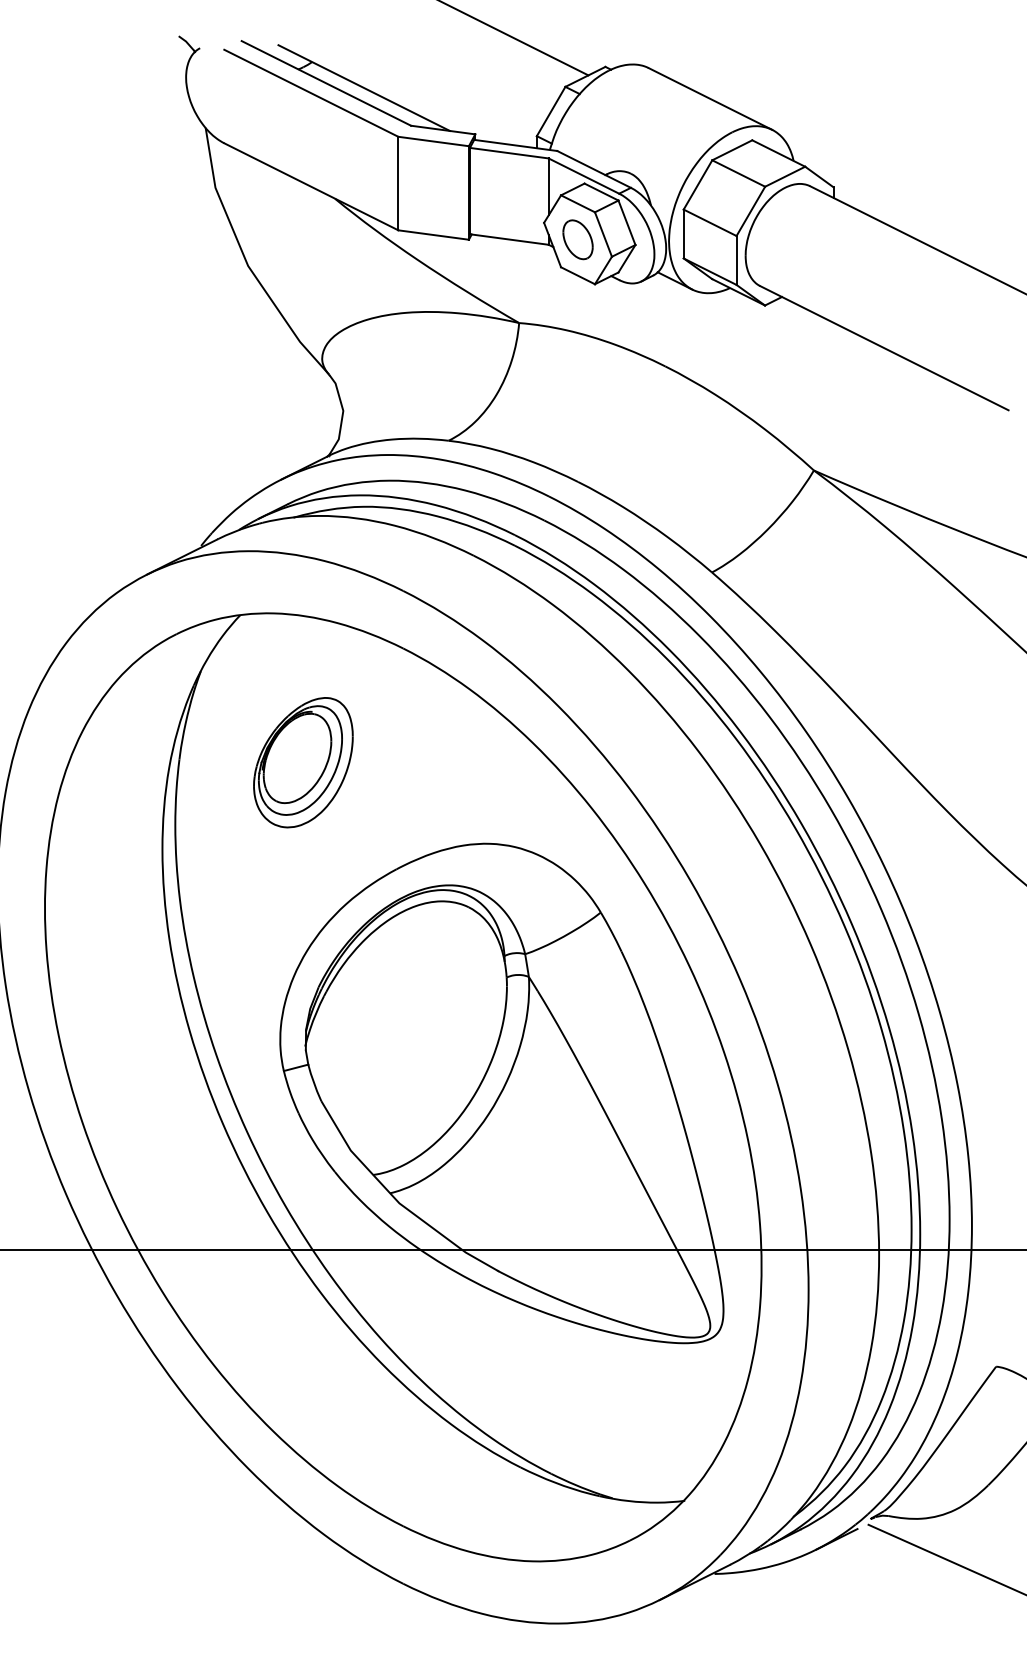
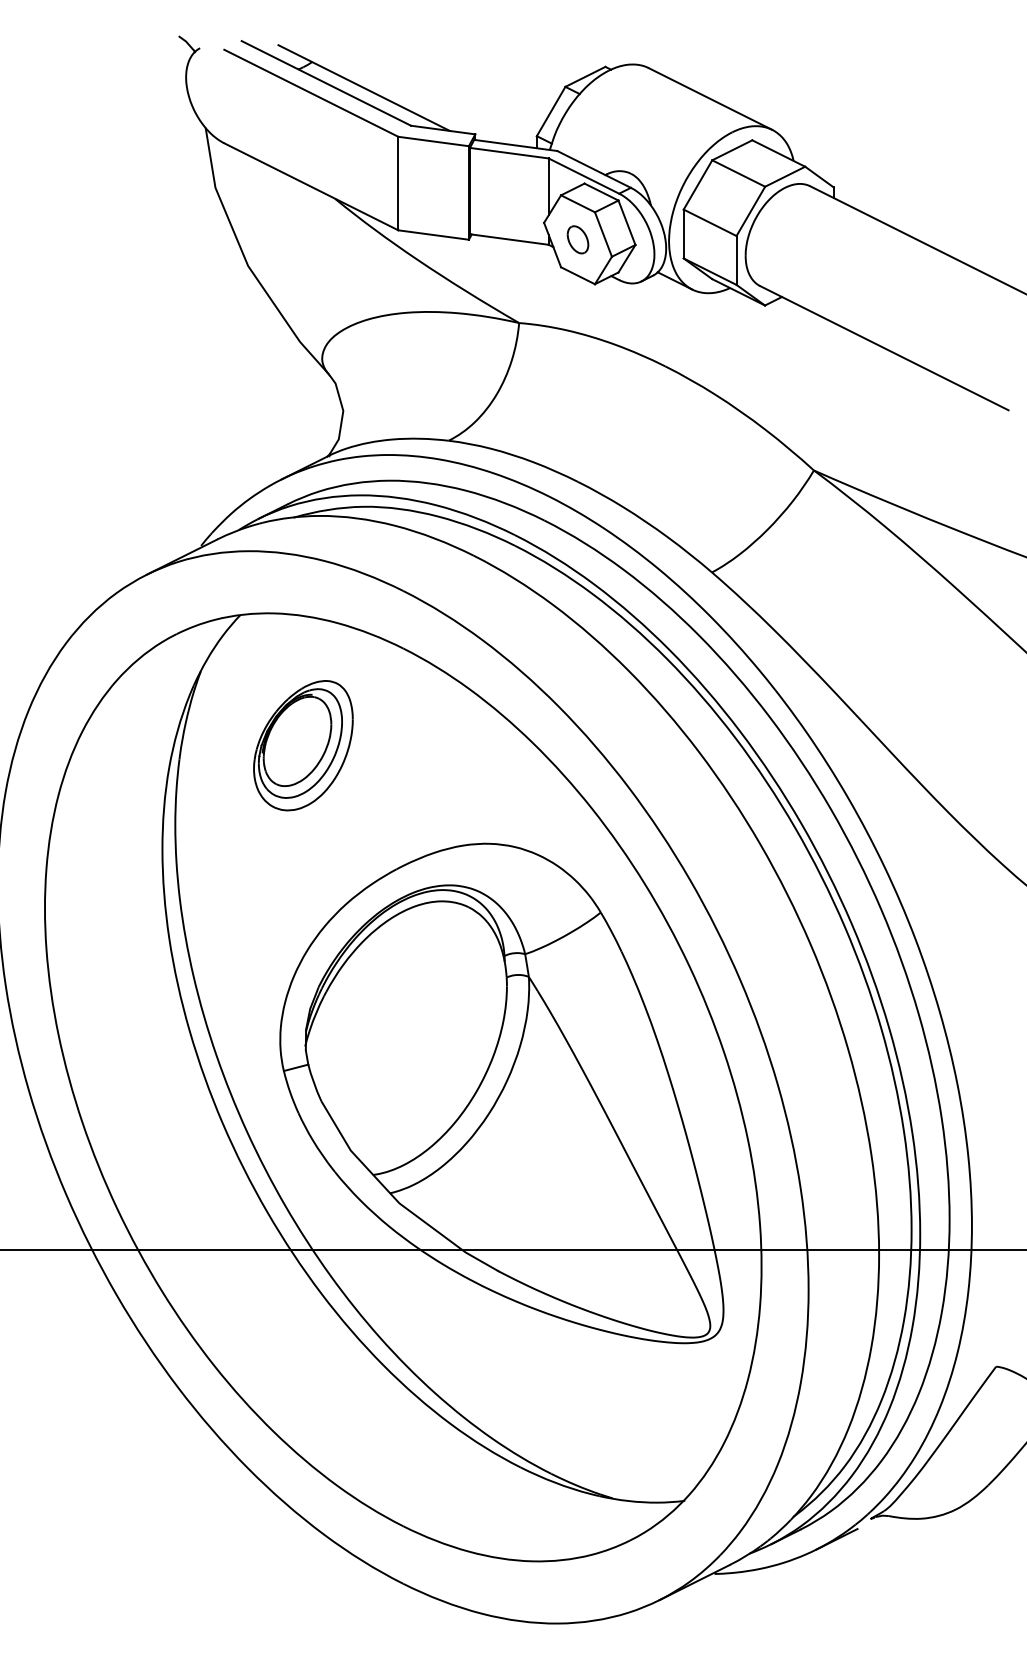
line: present -> none (515, 38)
part size: 32x42 px -> 24x30 px (577, 239)
part position: (303, 762) -> (303, 745) (303, 745)
line: present -> none (945, 1559)
